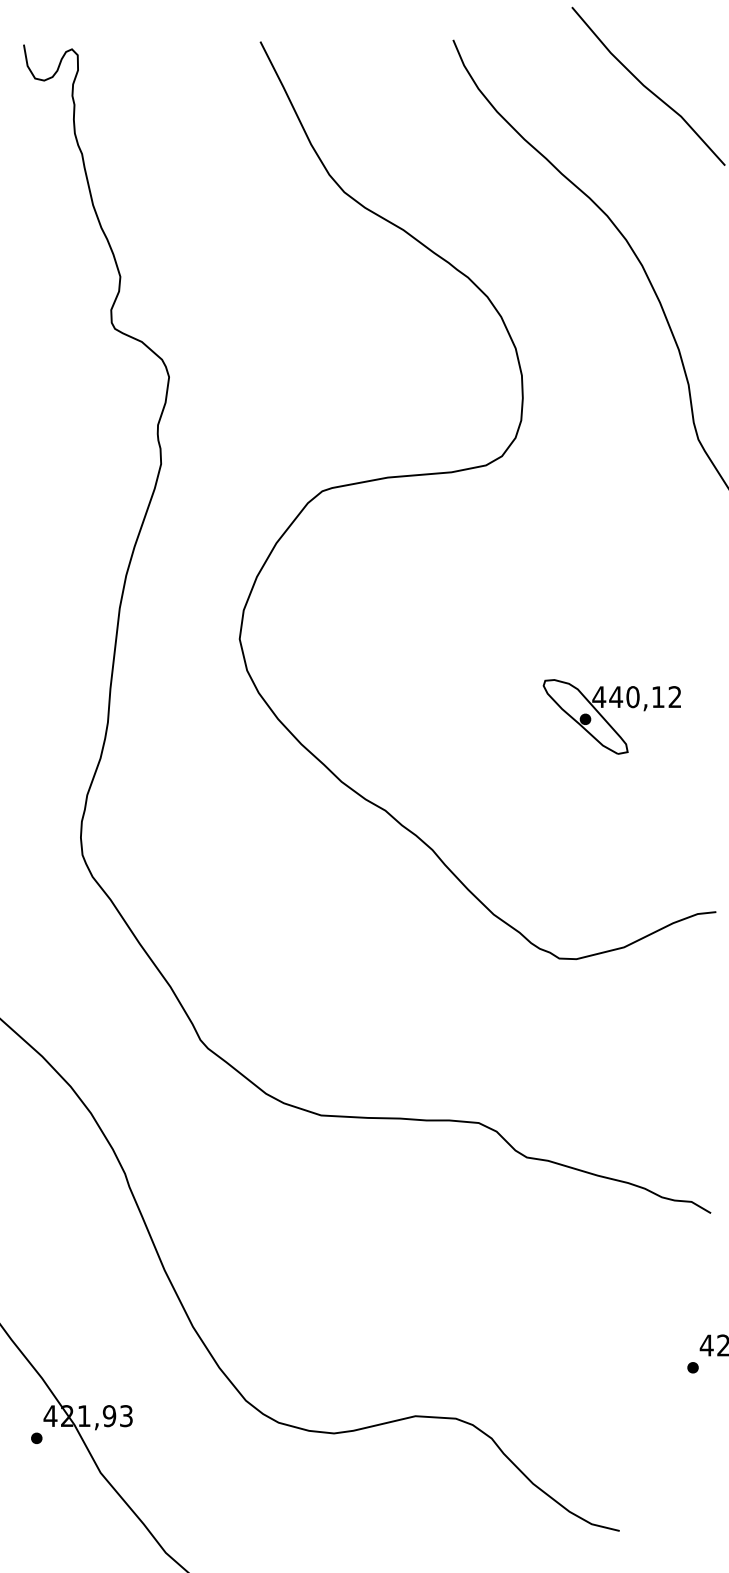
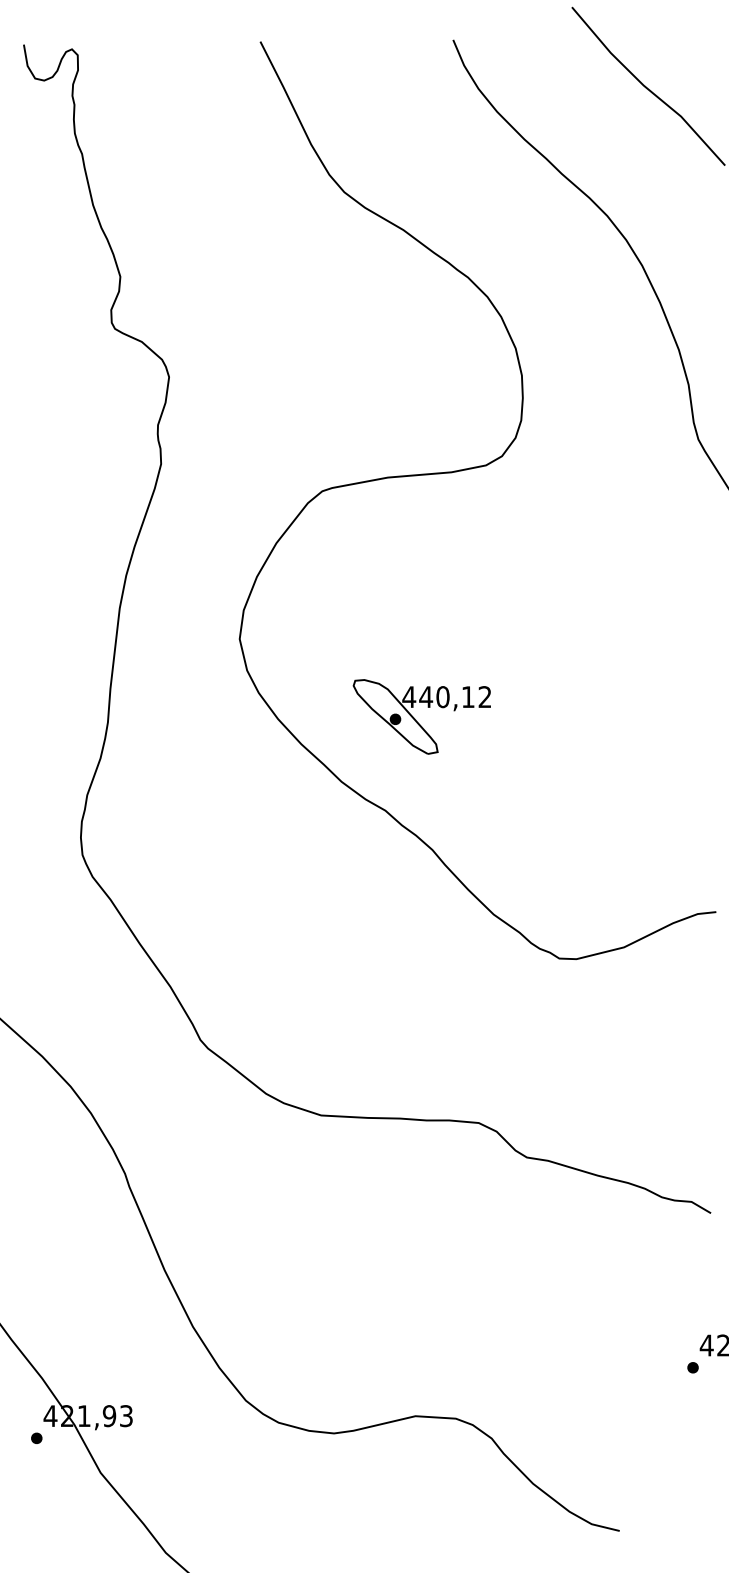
part position: (605, 718) -> (415, 718) (415, 718)
